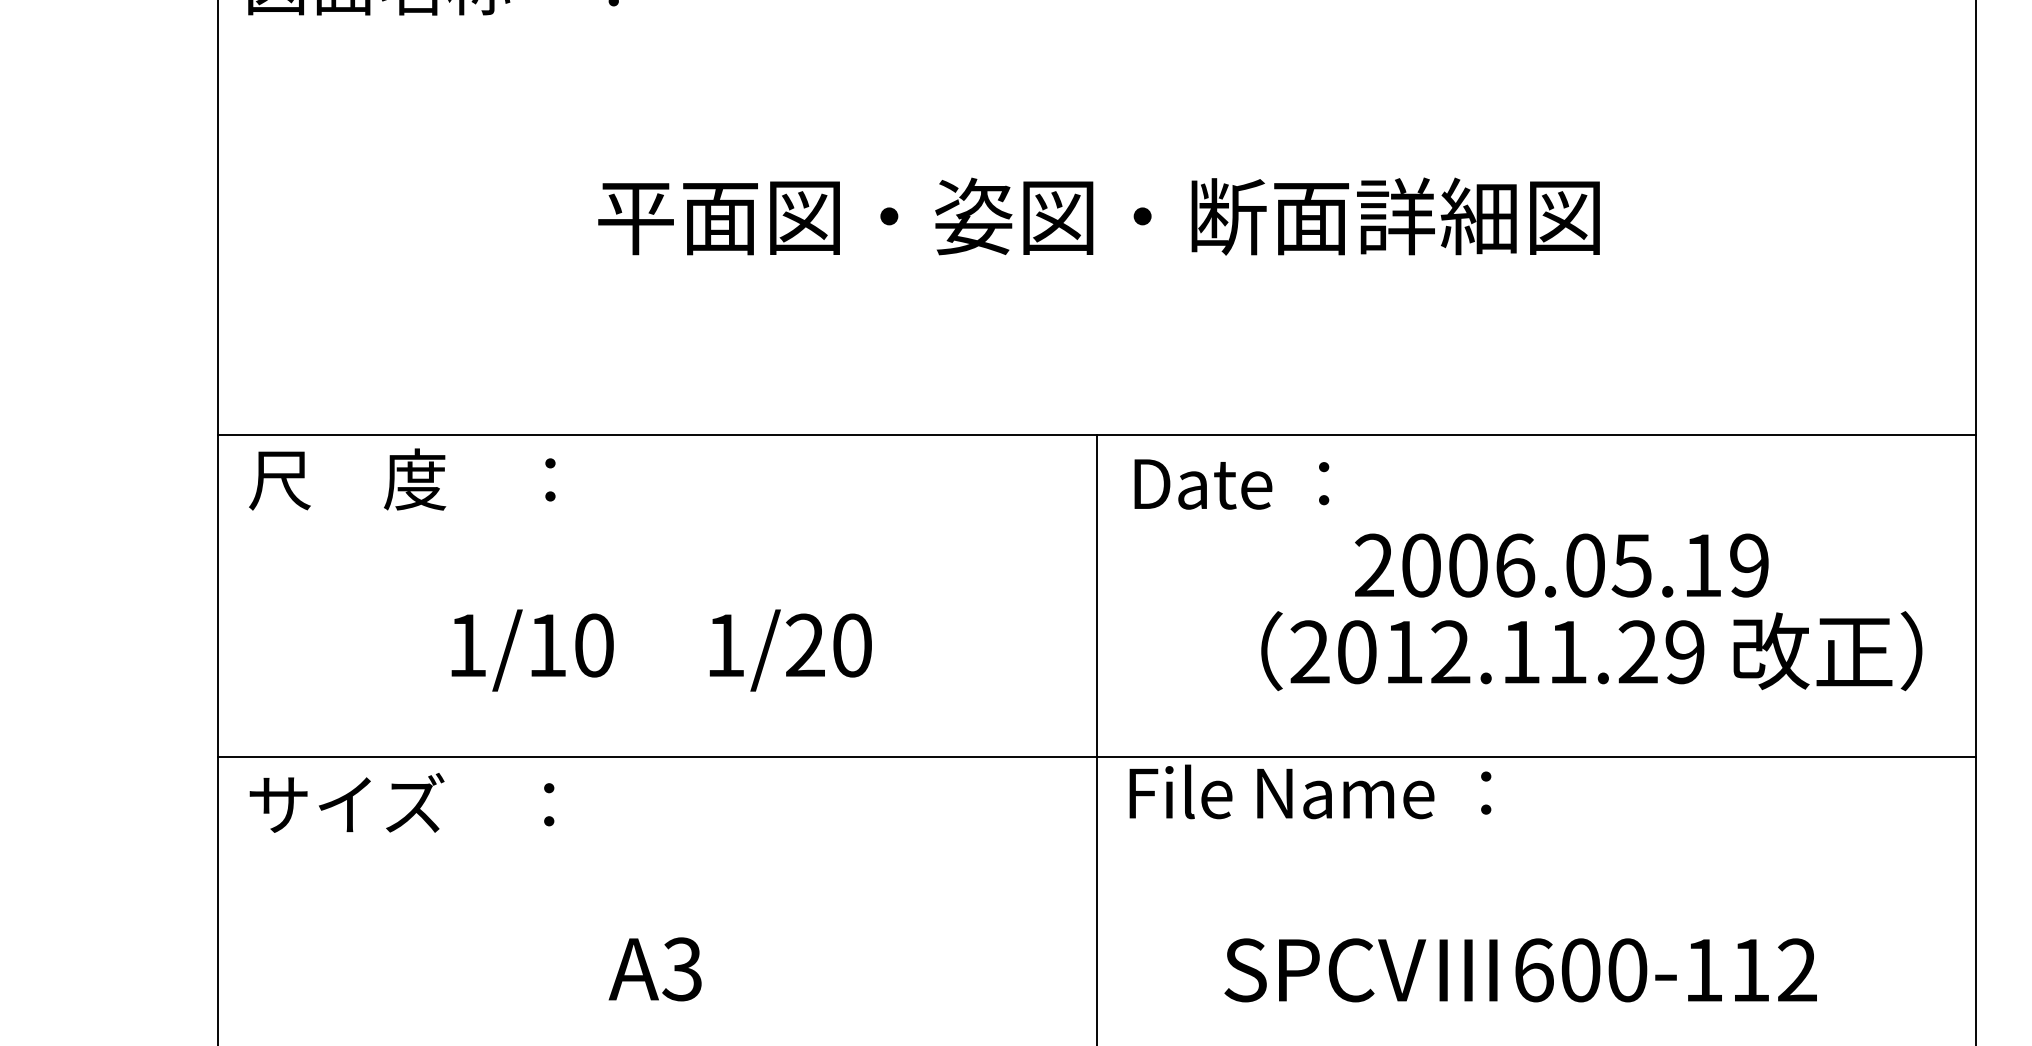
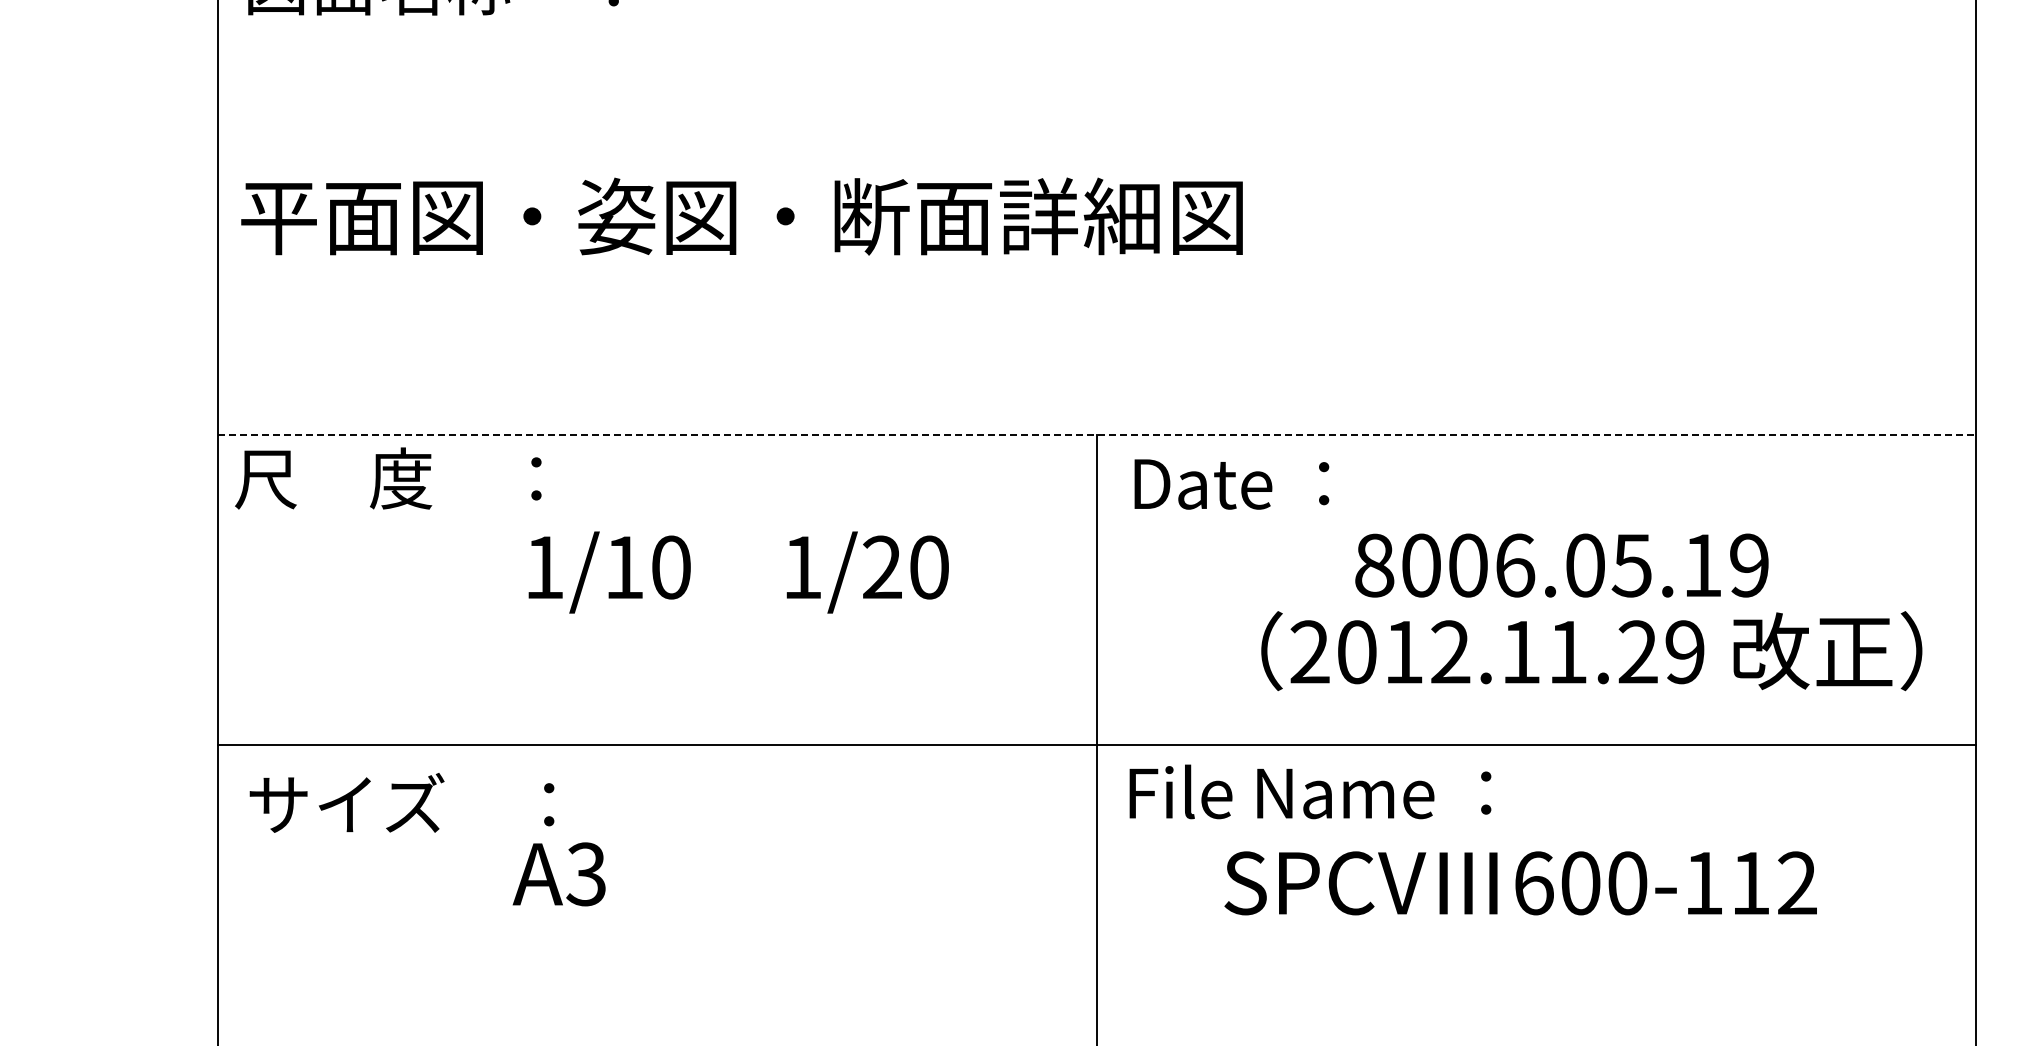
text position: (1098, 216) -> (741, 216) (741, 216)
line: solid -> dashed (1096, 435)
text position: (402, 479) -> (388, 478) (388, 478)
text: 2006.05.19 -> 8006.05.19 (1374, 565)
text position: (661, 650) -> (738, 572) (738, 572)
line position: (1096, 757) -> (1096, 745) (1096, 745)
text position: (654, 969) -> (558, 874) (558, 874)
text position: (1520, 970) -> (1520, 883) (1520, 883)
